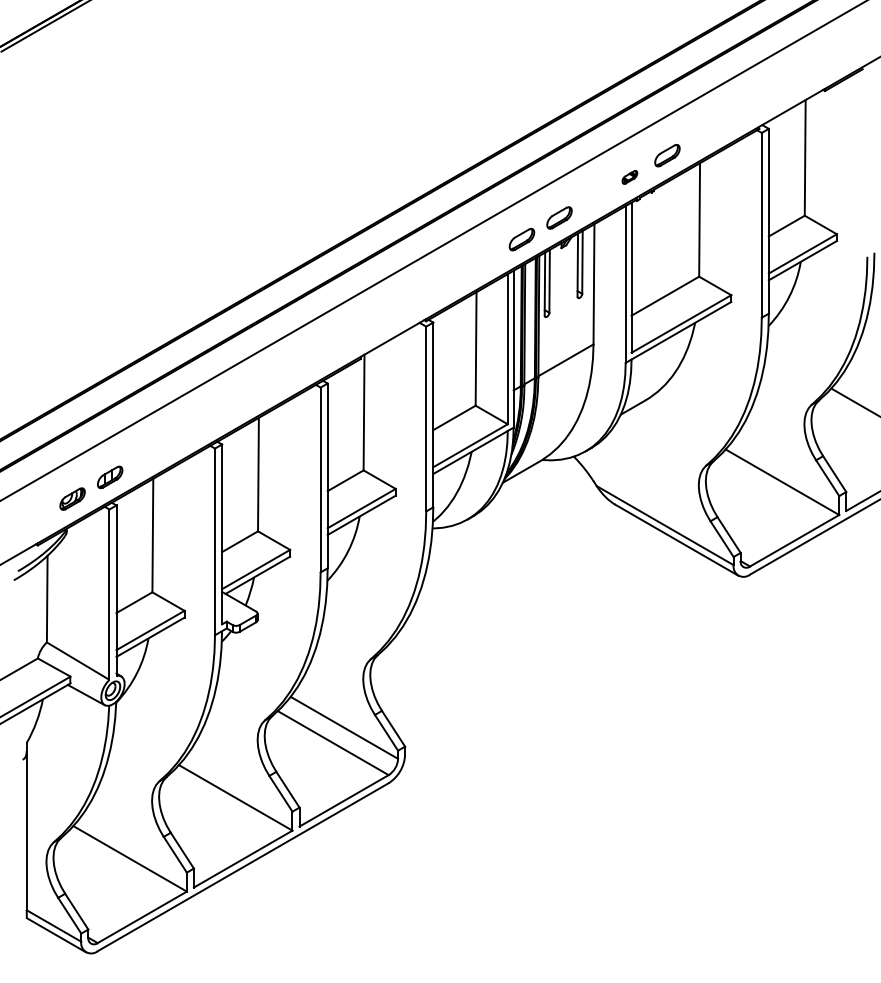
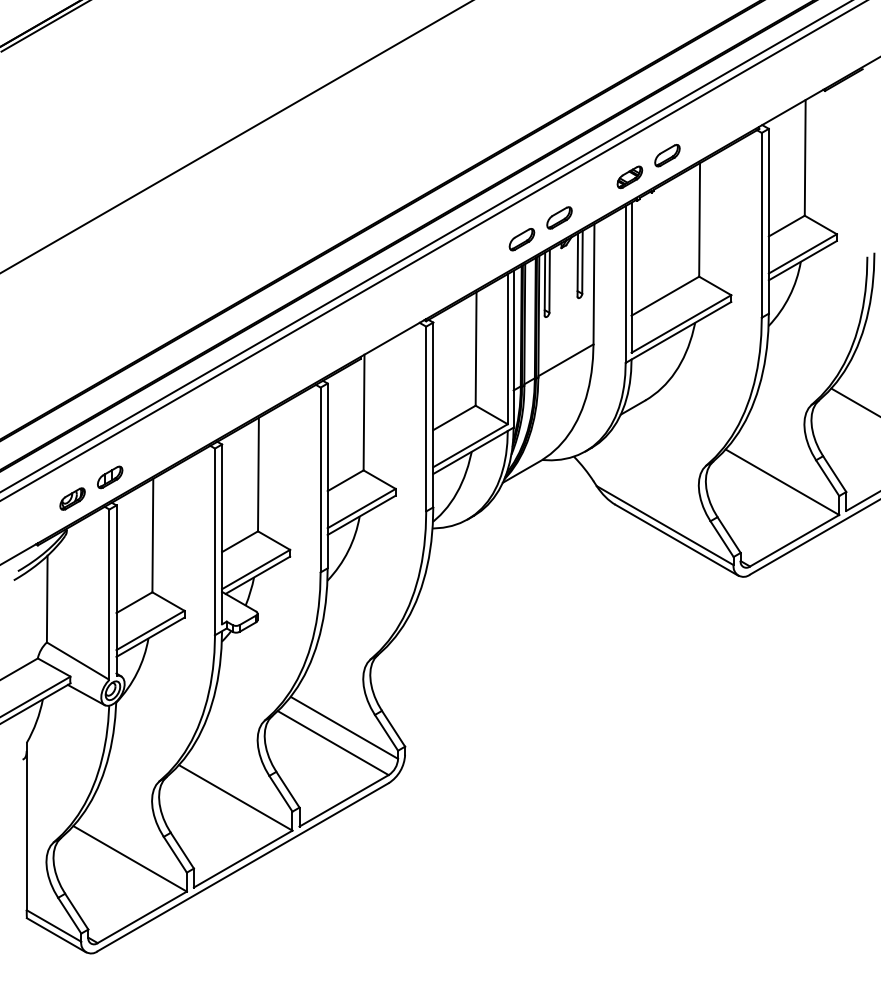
line: none -> present (236, 137)
part size: 18x15 px -> 28x25 px (629, 177)
line: none -> present (425, 246)
